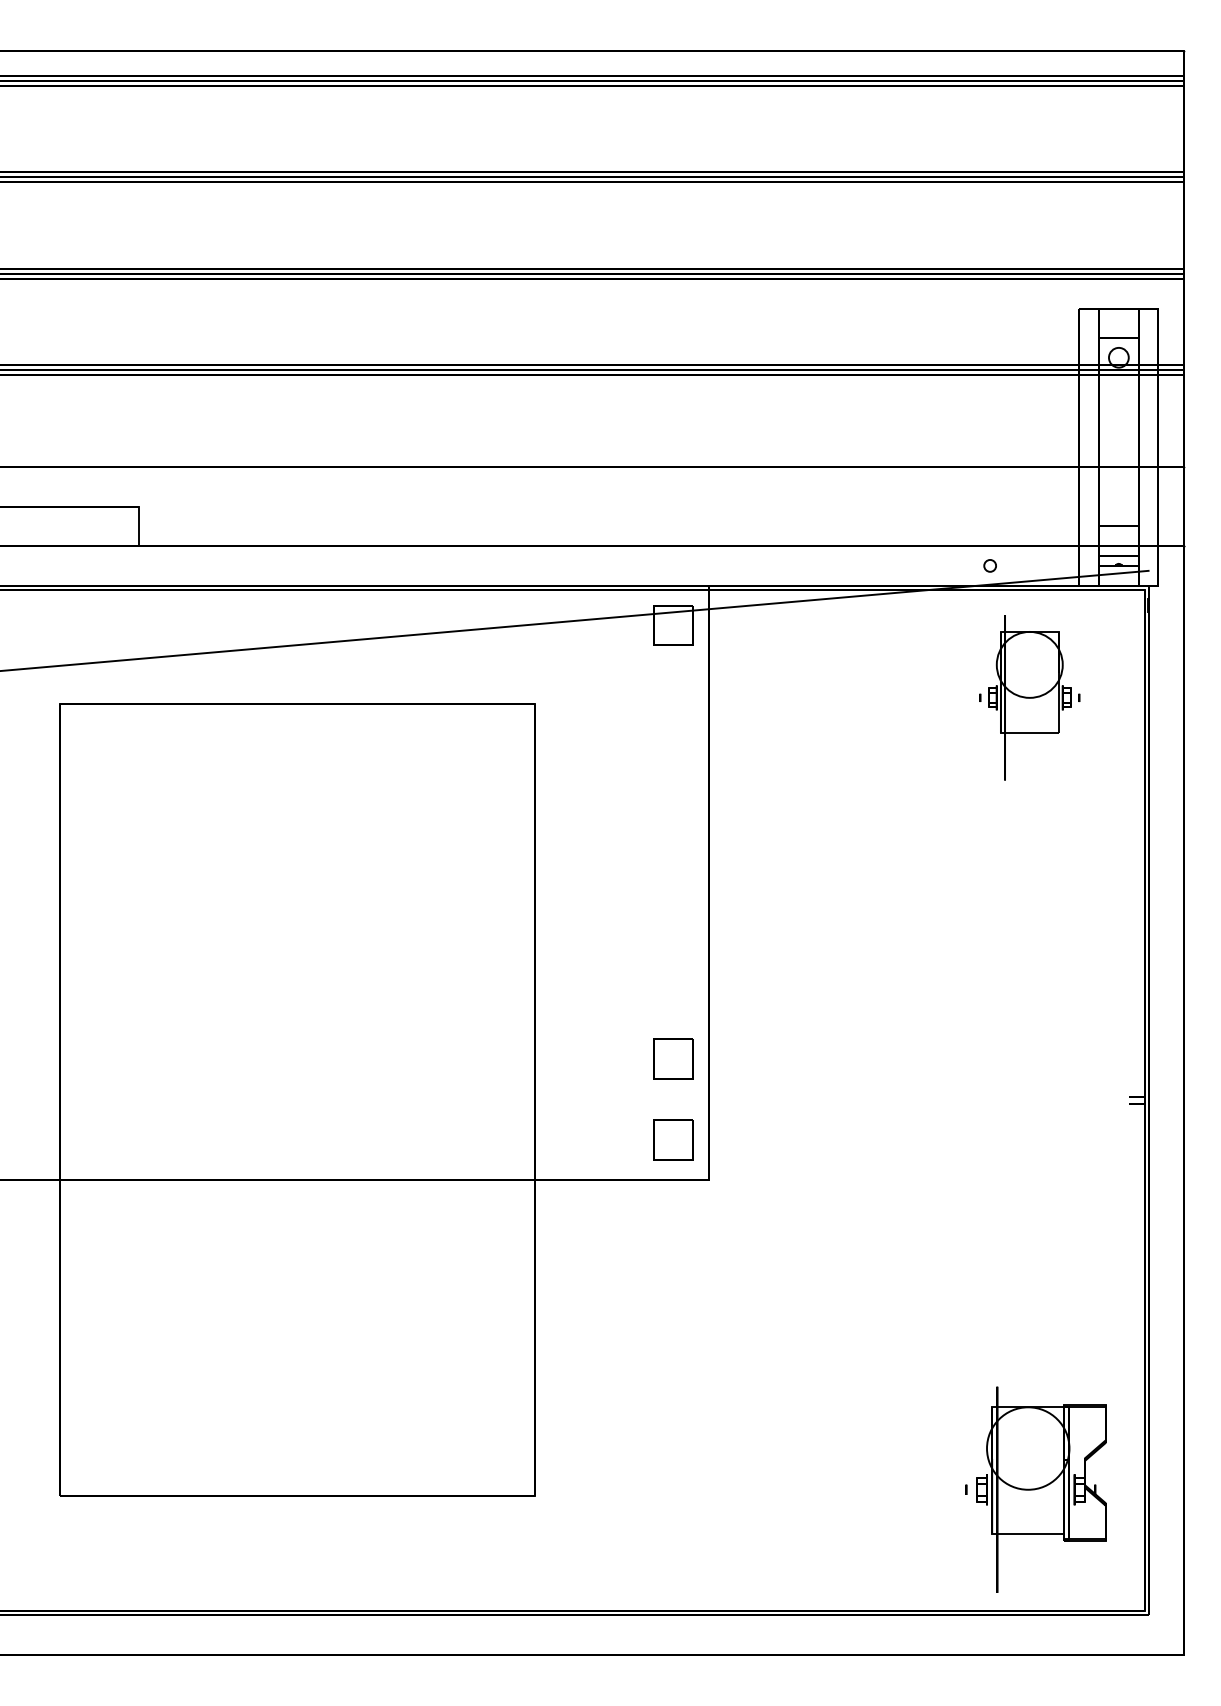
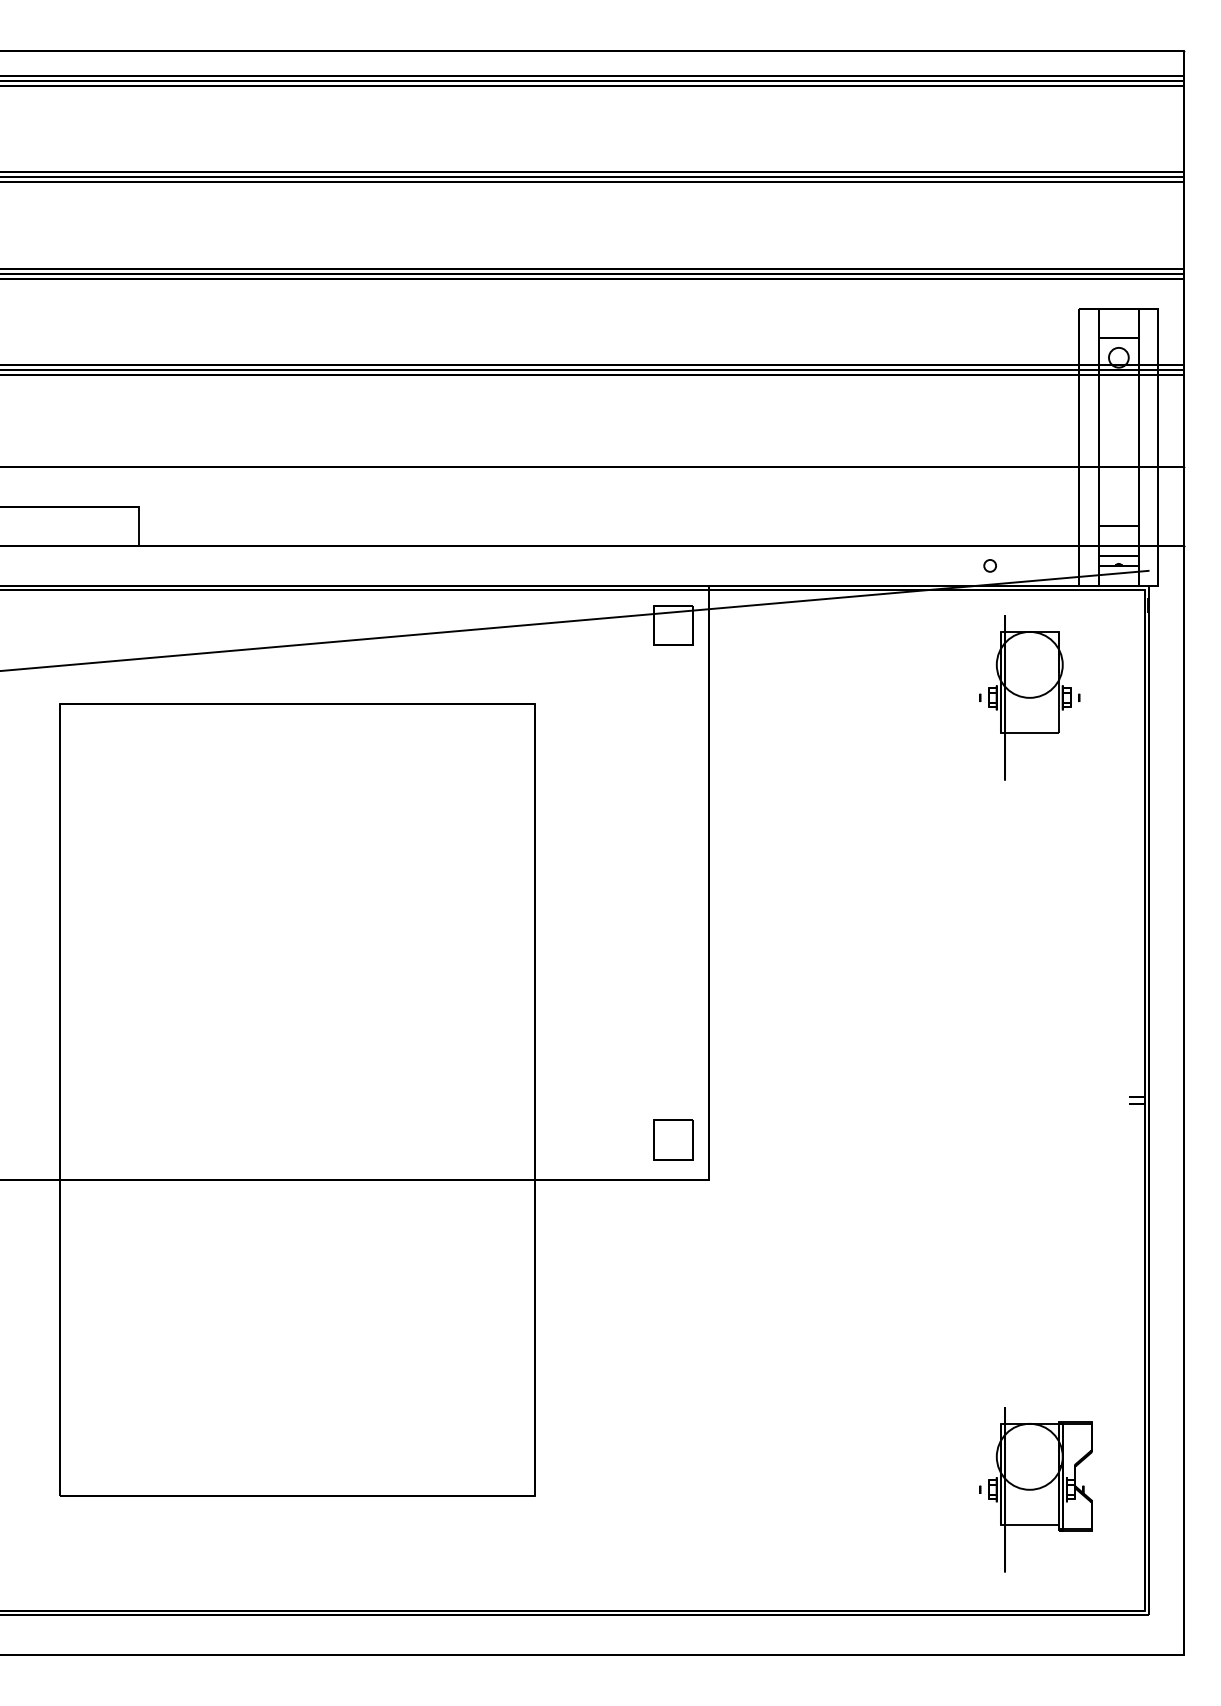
part: present -> none (673, 1058)
part size: 142x207 px -> 114x166 px (1035, 1489)
